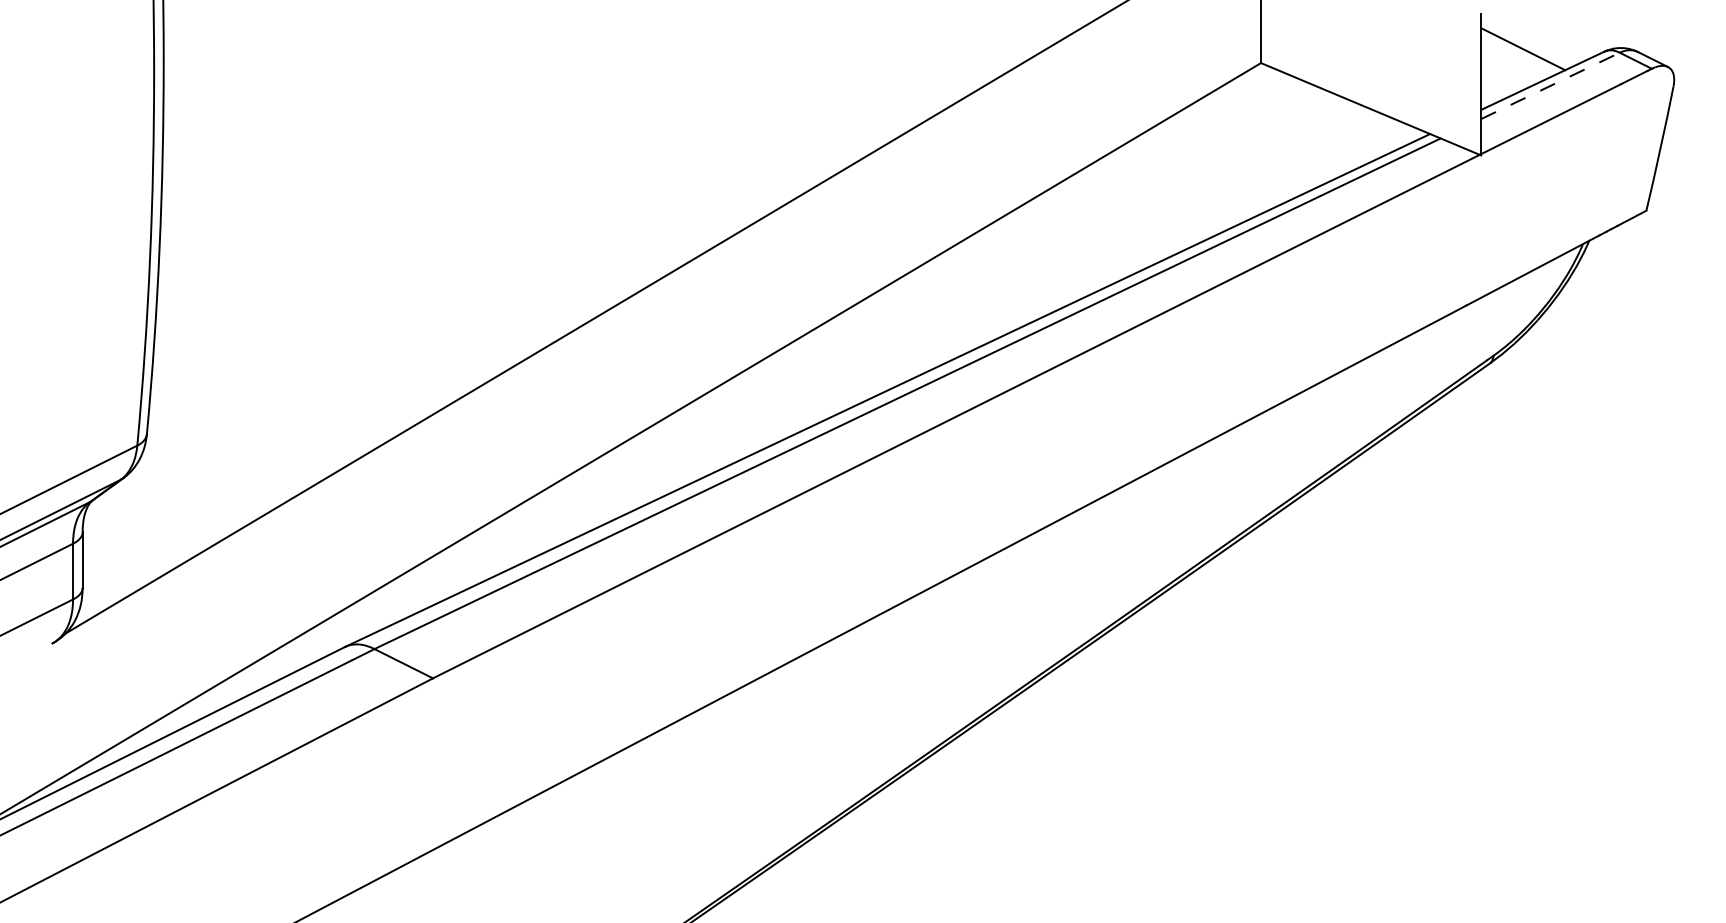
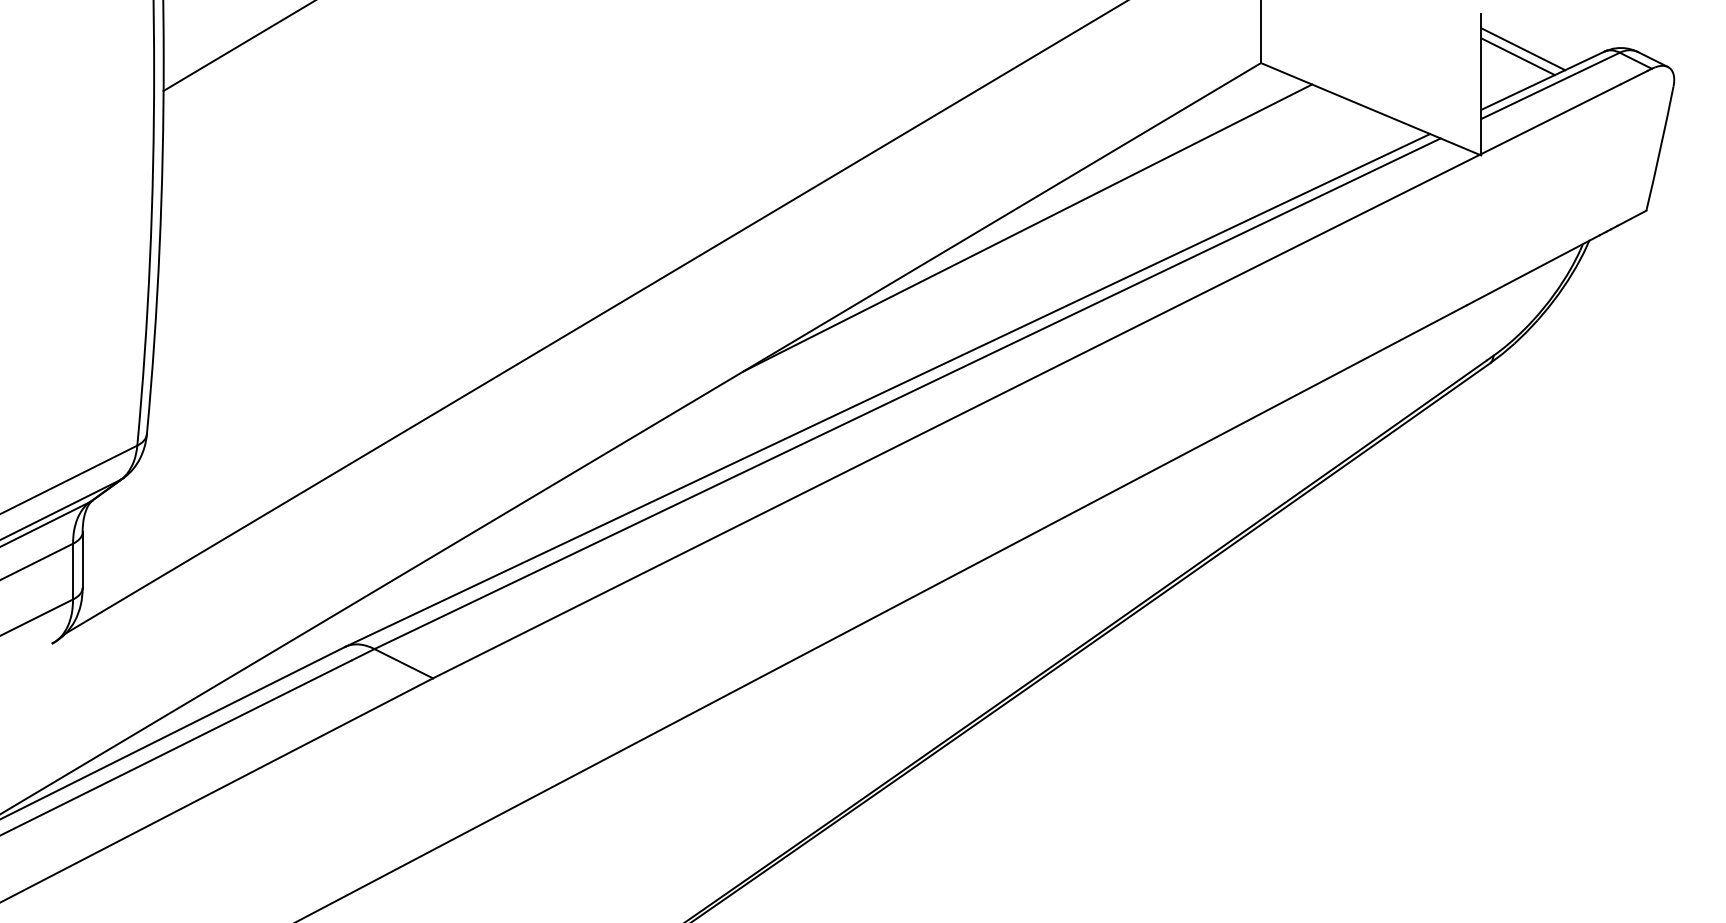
line: none -> present (237, 46)
line: none -> present (1517, 56)
line: dashed -> solid (1550, 85)
line: none -> present (1027, 227)
